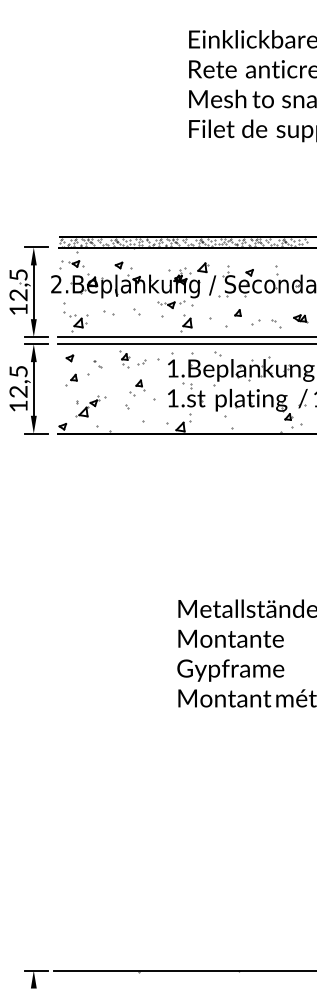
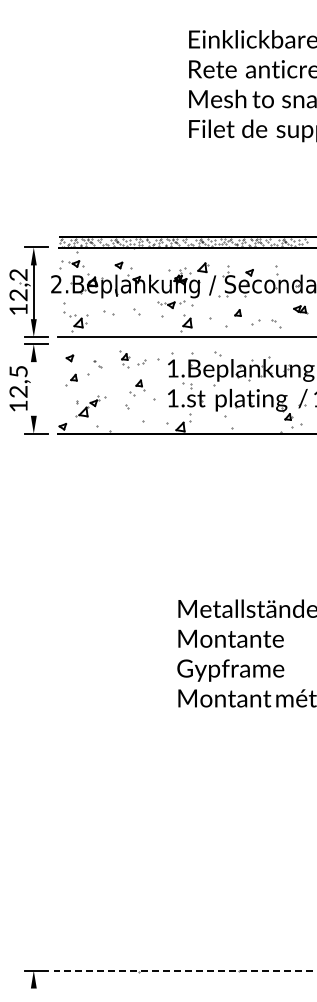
text: 12,5 -> 12,2 (18, 274)
part position: (300, 318) -> (300, 309) (300, 309)
line: present -> none (185, 344)
line: present -> none (33, 388)
line: solid -> dashed (185, 970)
